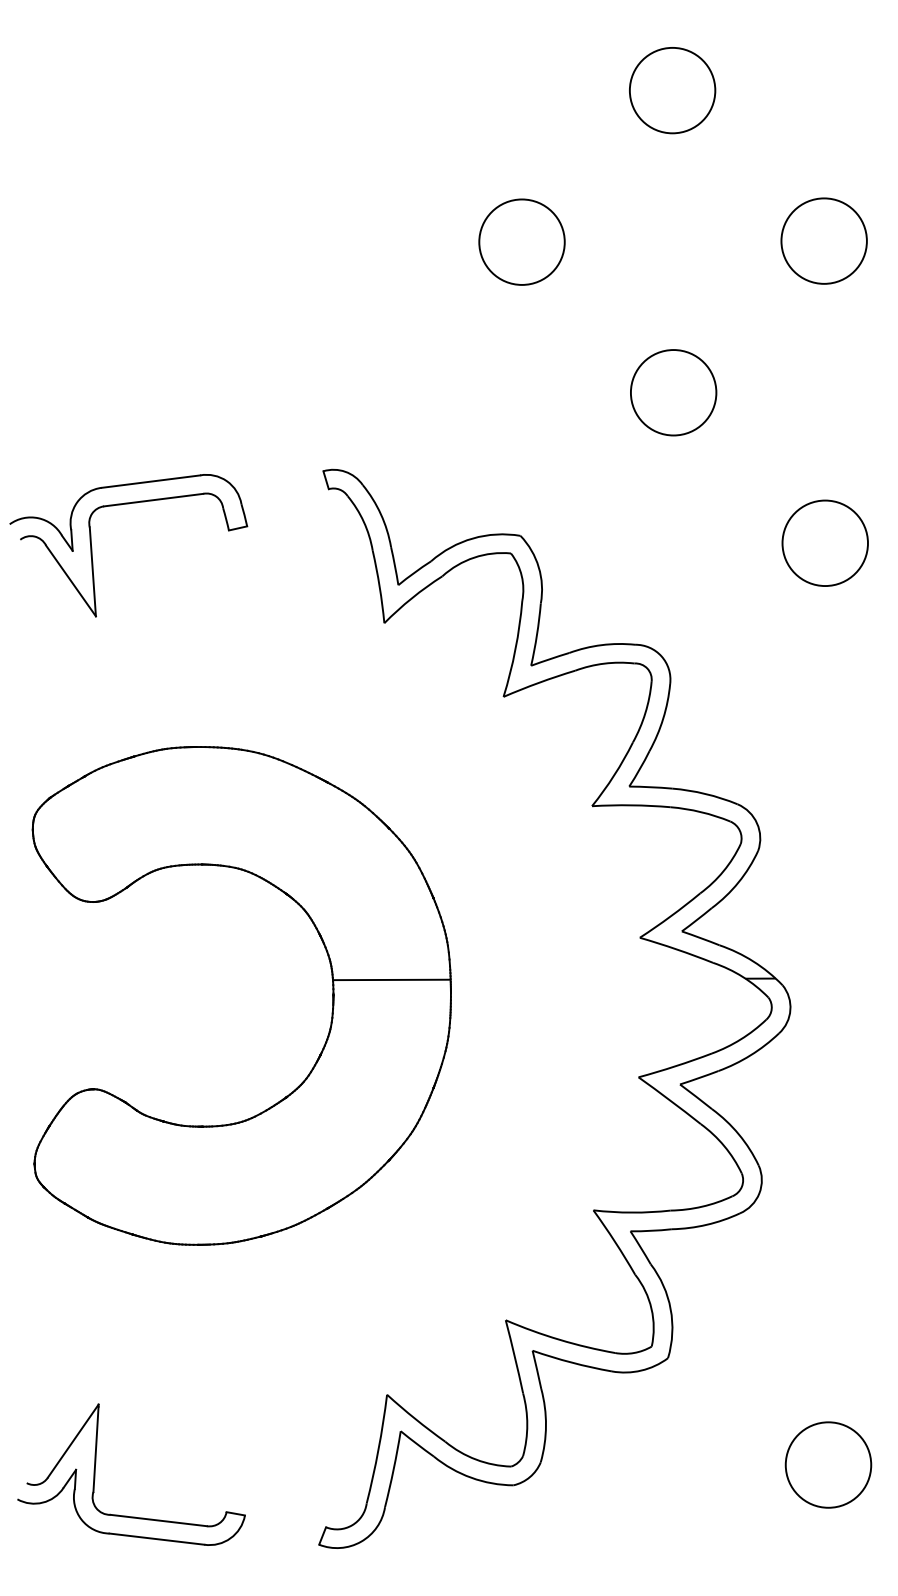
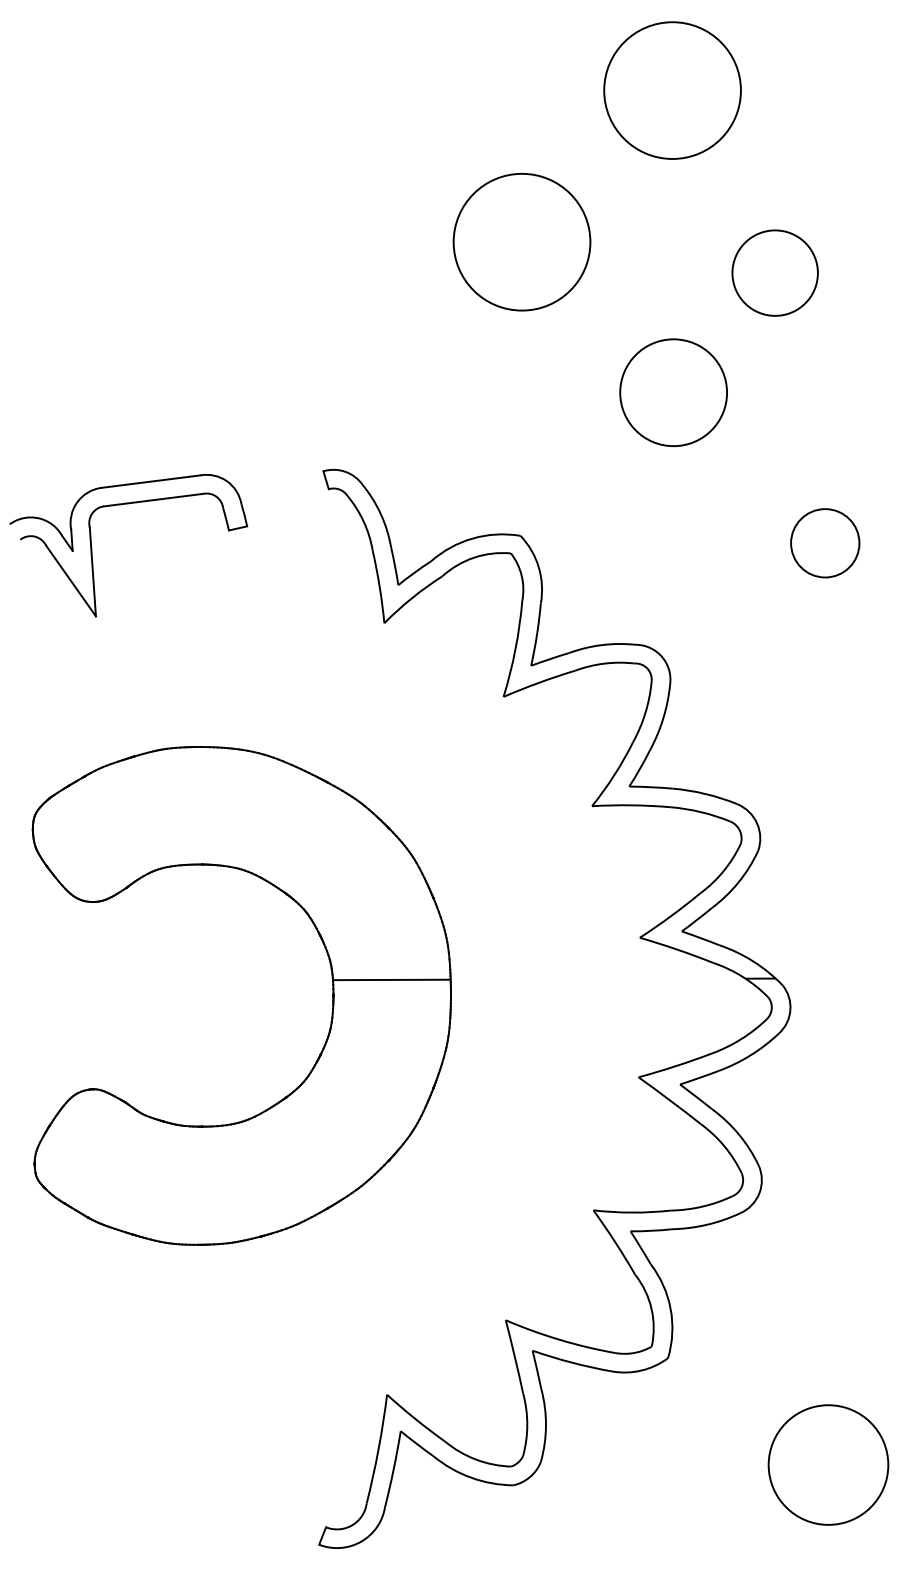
circle diameter: 85 px -> 137 px (672, 90)
circle position: (823, 240) -> (774, 272) (774, 272)
circle diameter: 85 px -> 137 px (521, 241)
circle diameter: 85 px -> 107 px (673, 392)
circle diameter: 85 px -> 68 px (825, 543)
circle diameter: 85 px -> 120 px (828, 1464)
part: present -> none (95, 1474)
